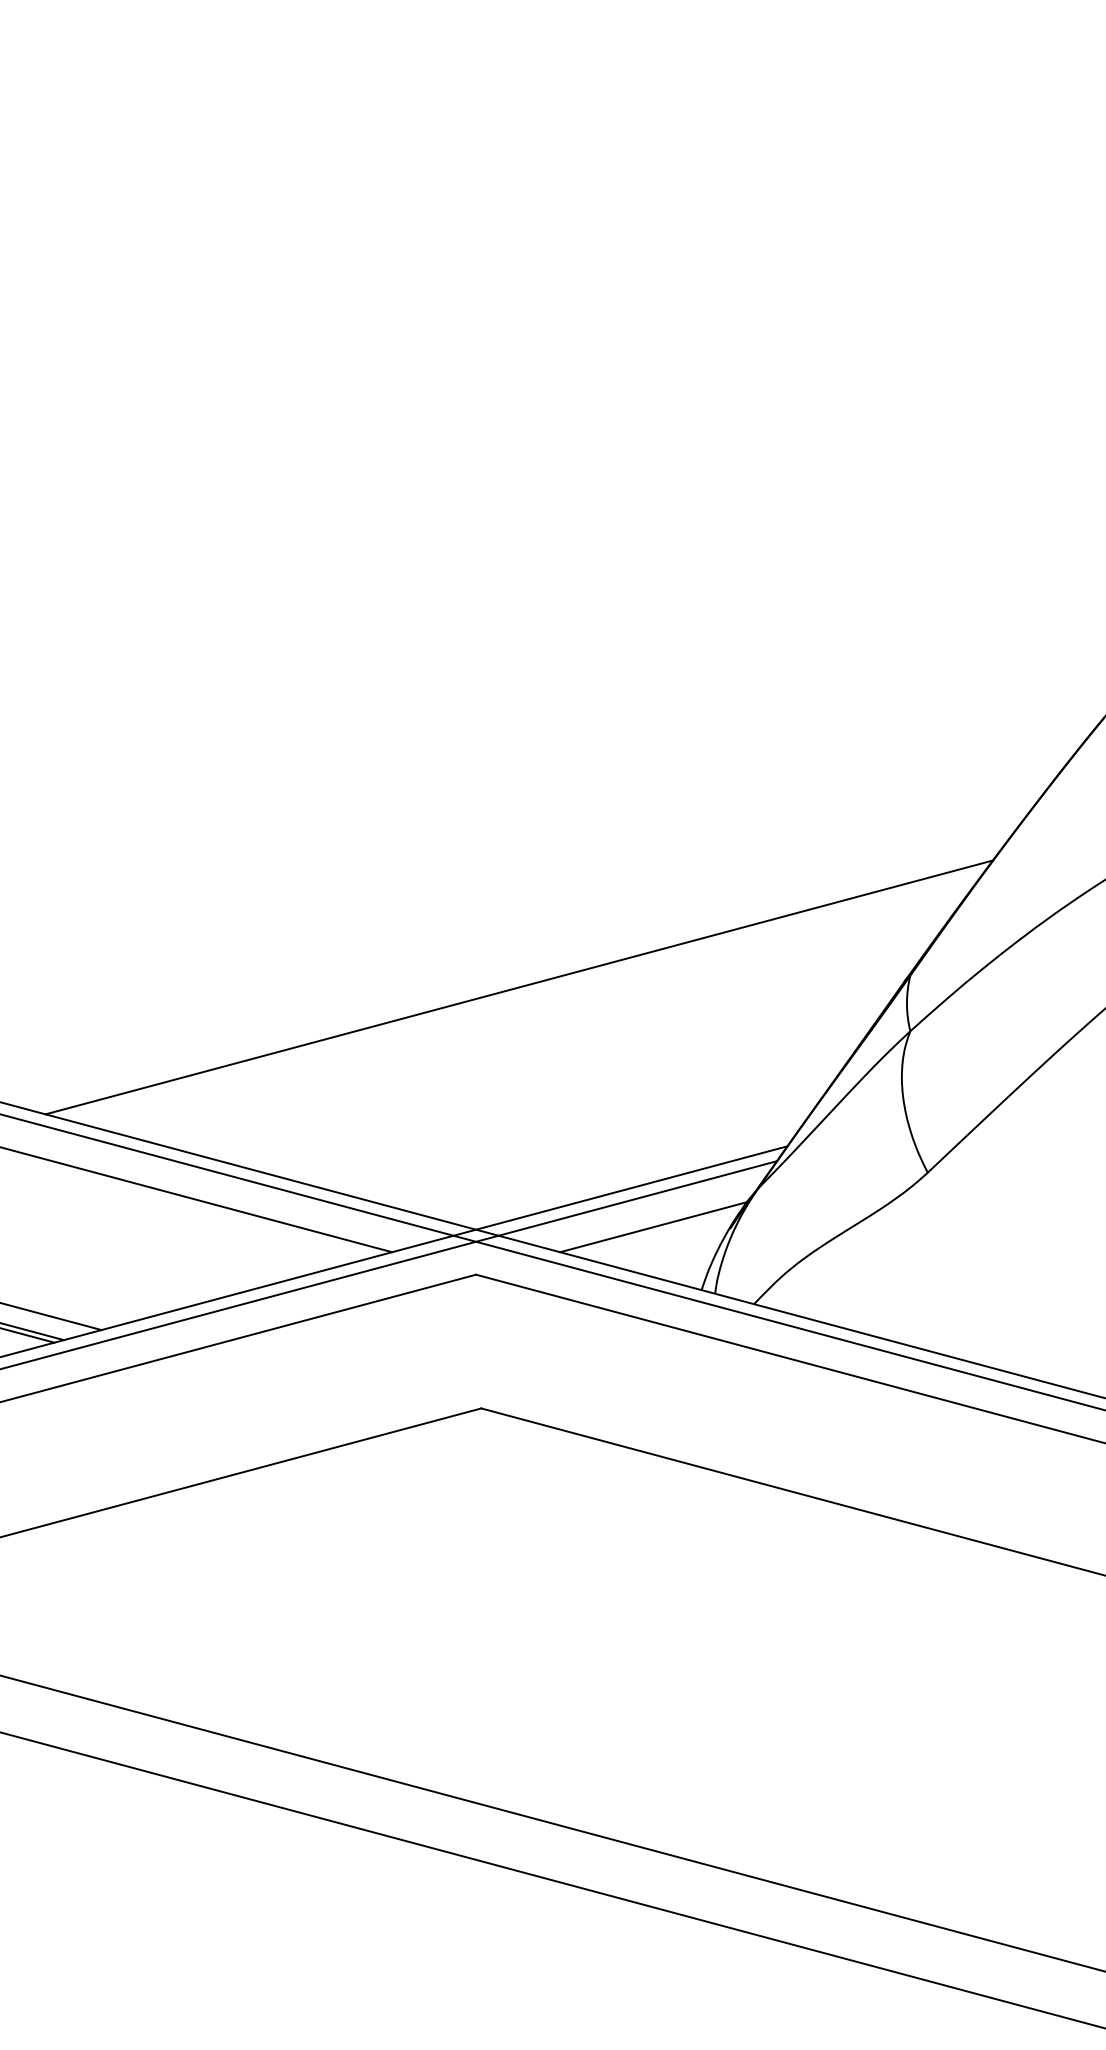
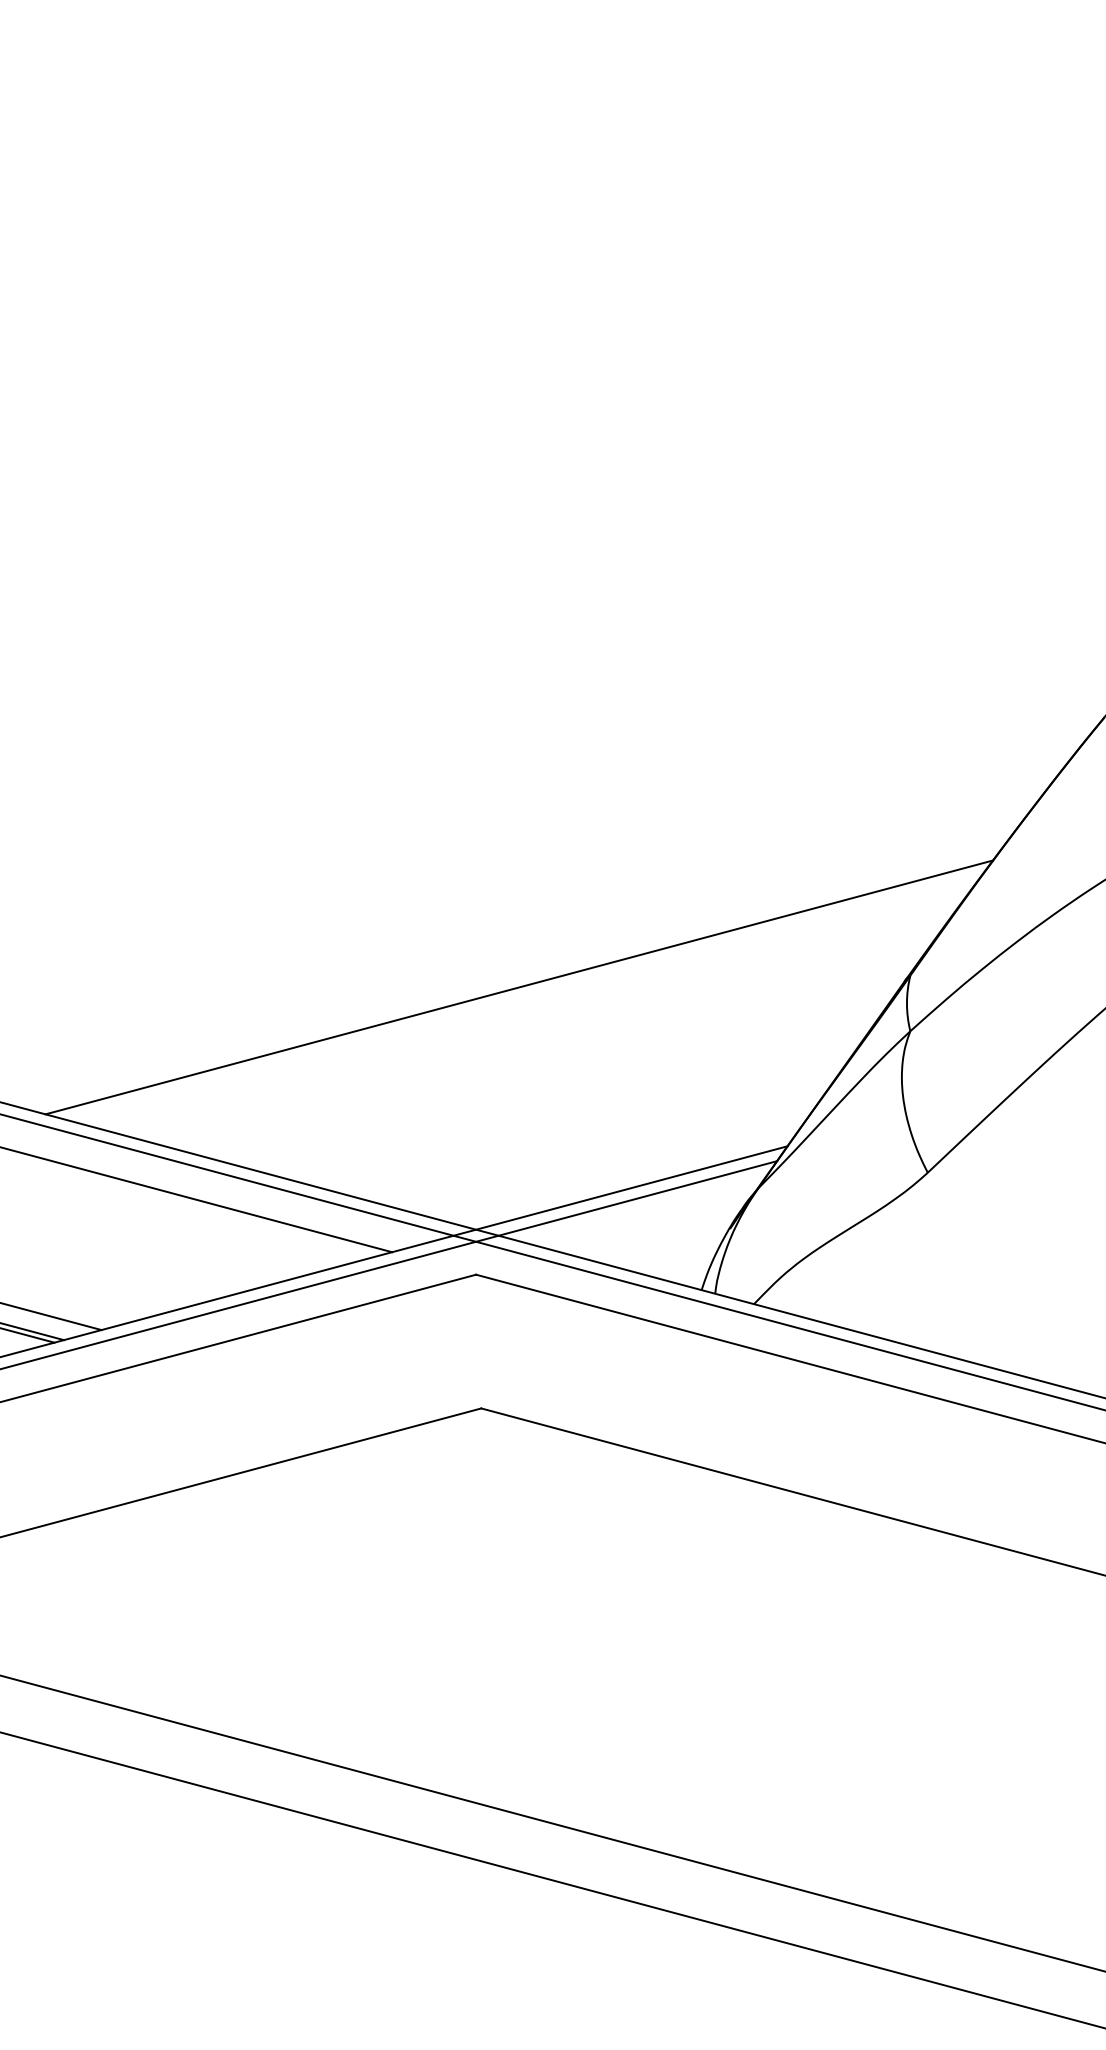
line: present -> none (654, 1226)
